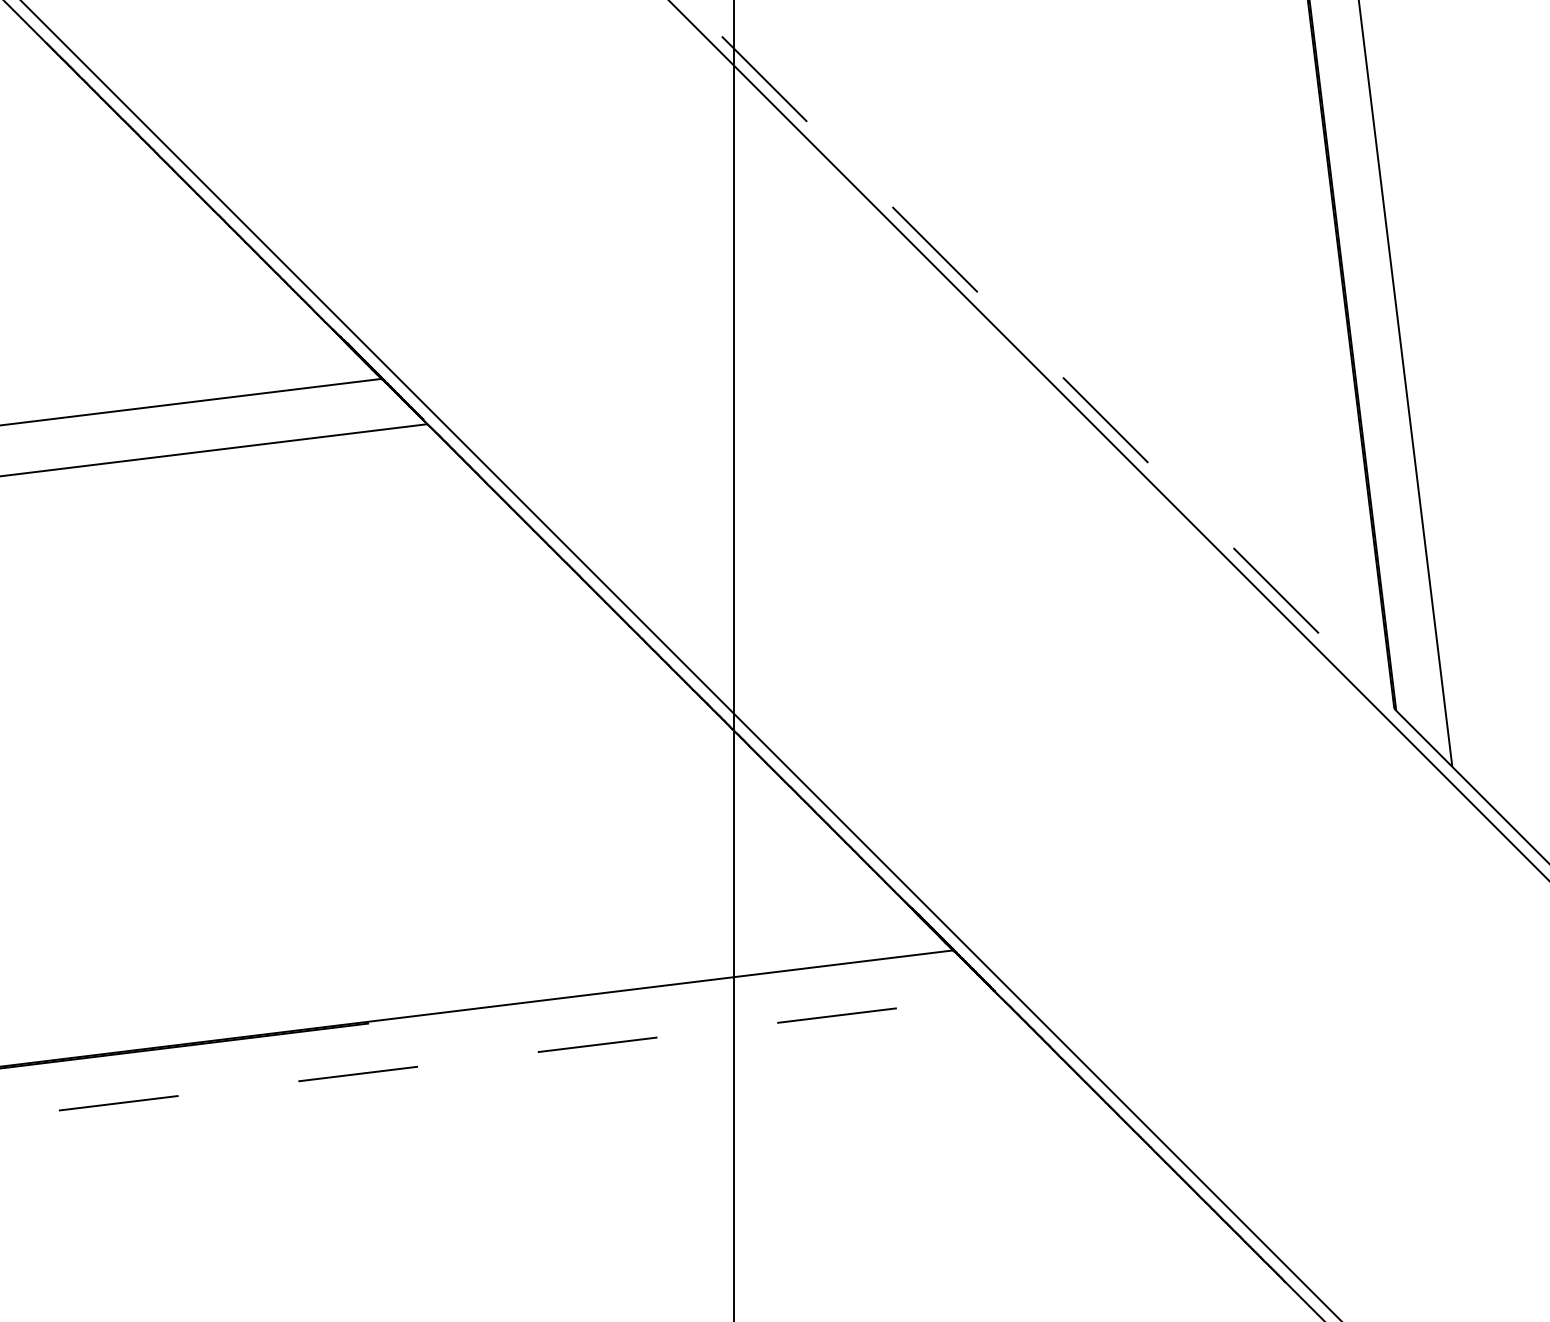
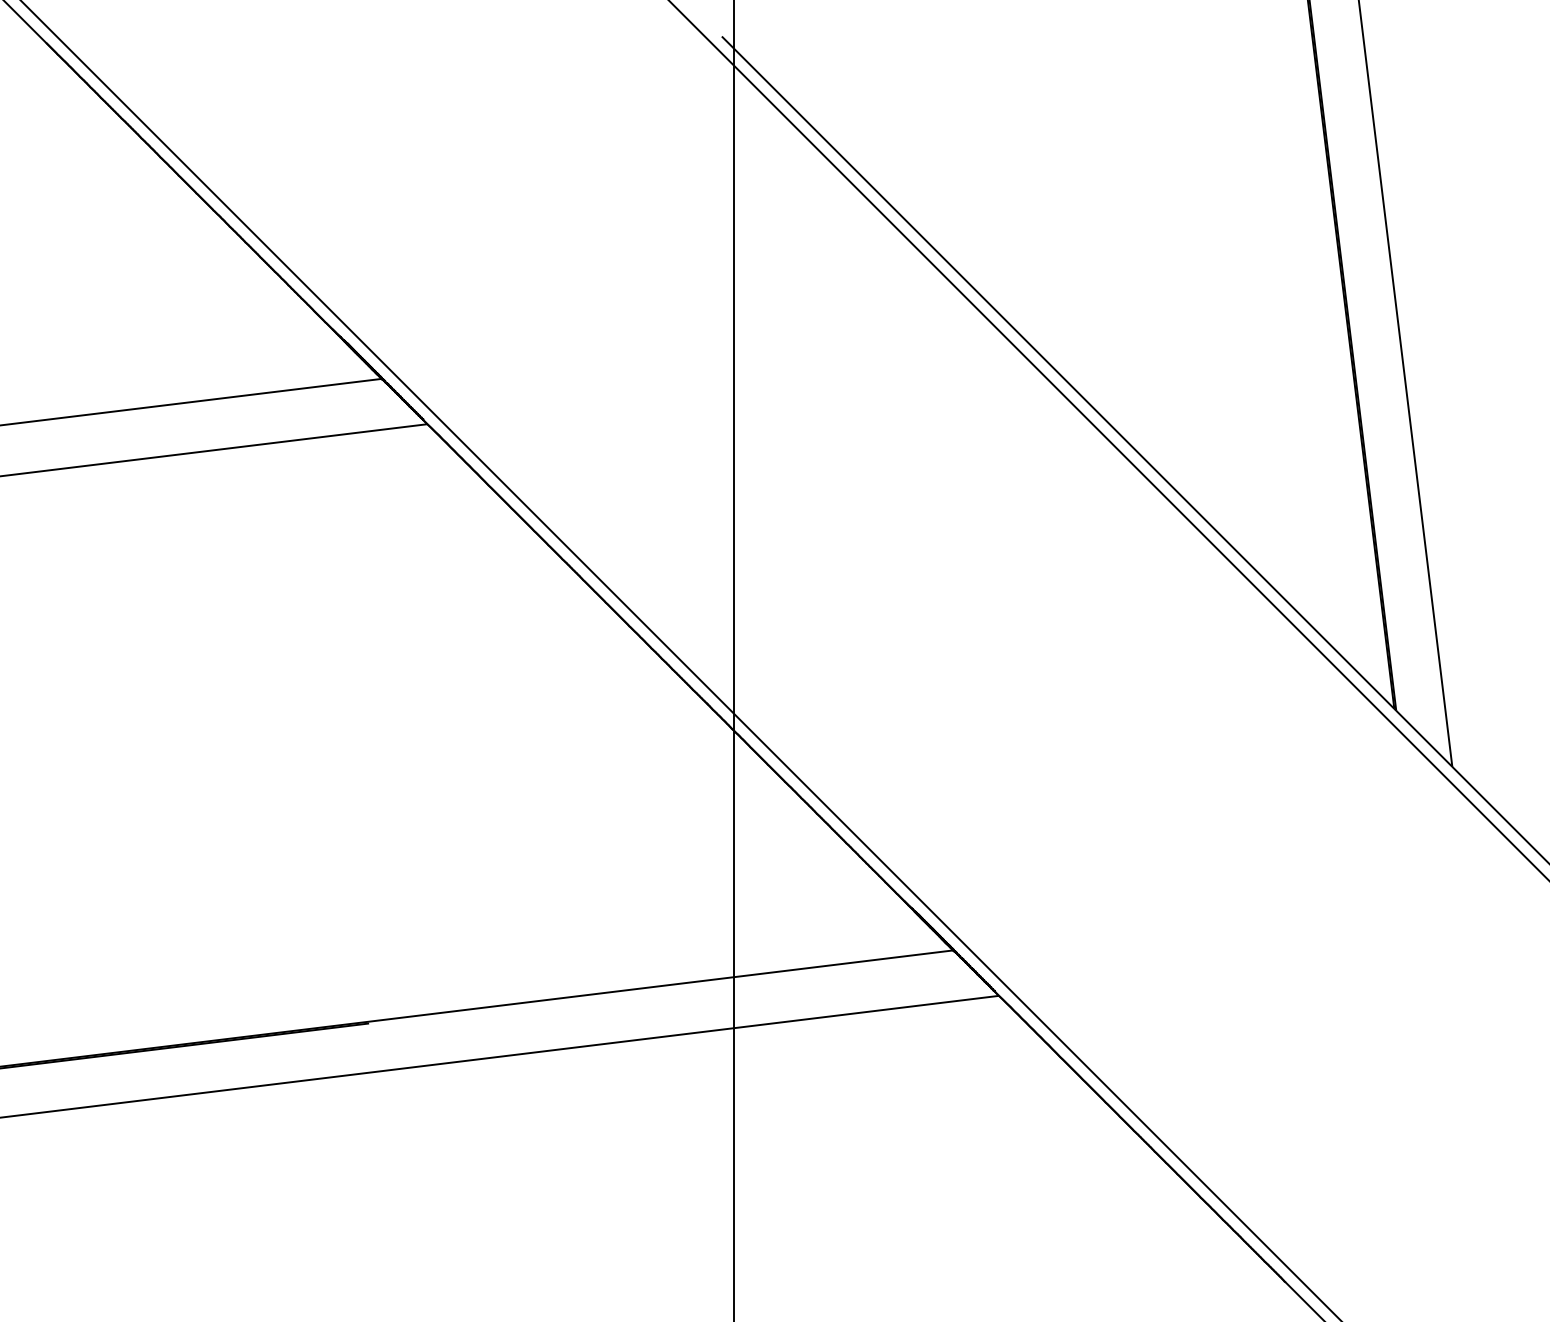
line: dashed -> solid (1058, 373)
line: dashed -> solid (500, 1056)
